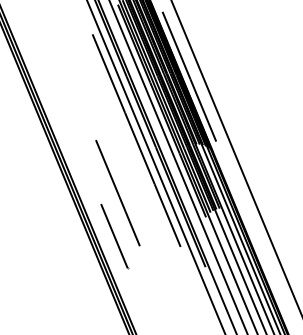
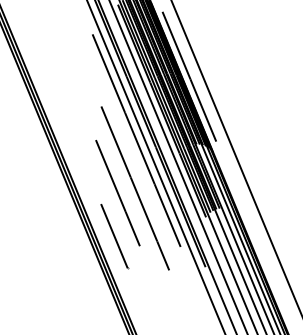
line: none -> present (134, 188)
